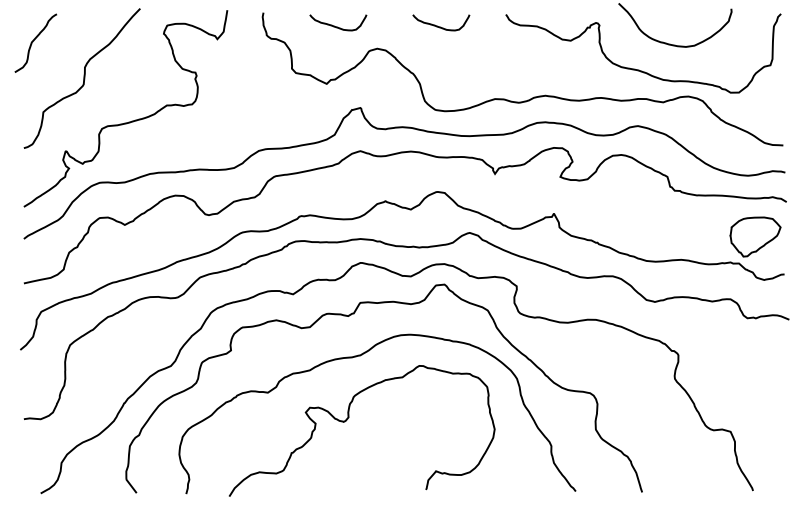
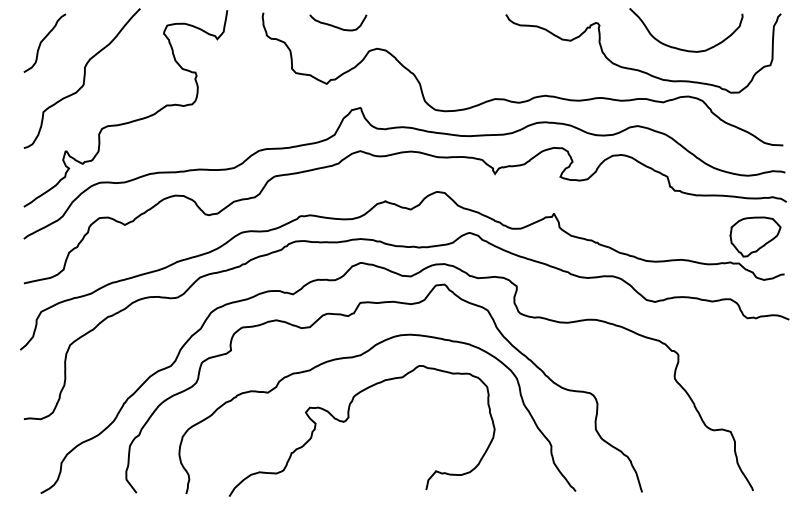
curve: present -> none (440, 26)
curve position: (33, 42) -> (42, 42) (42, 42)
curve position: (670, 43) -> (681, 48) (681, 48)
